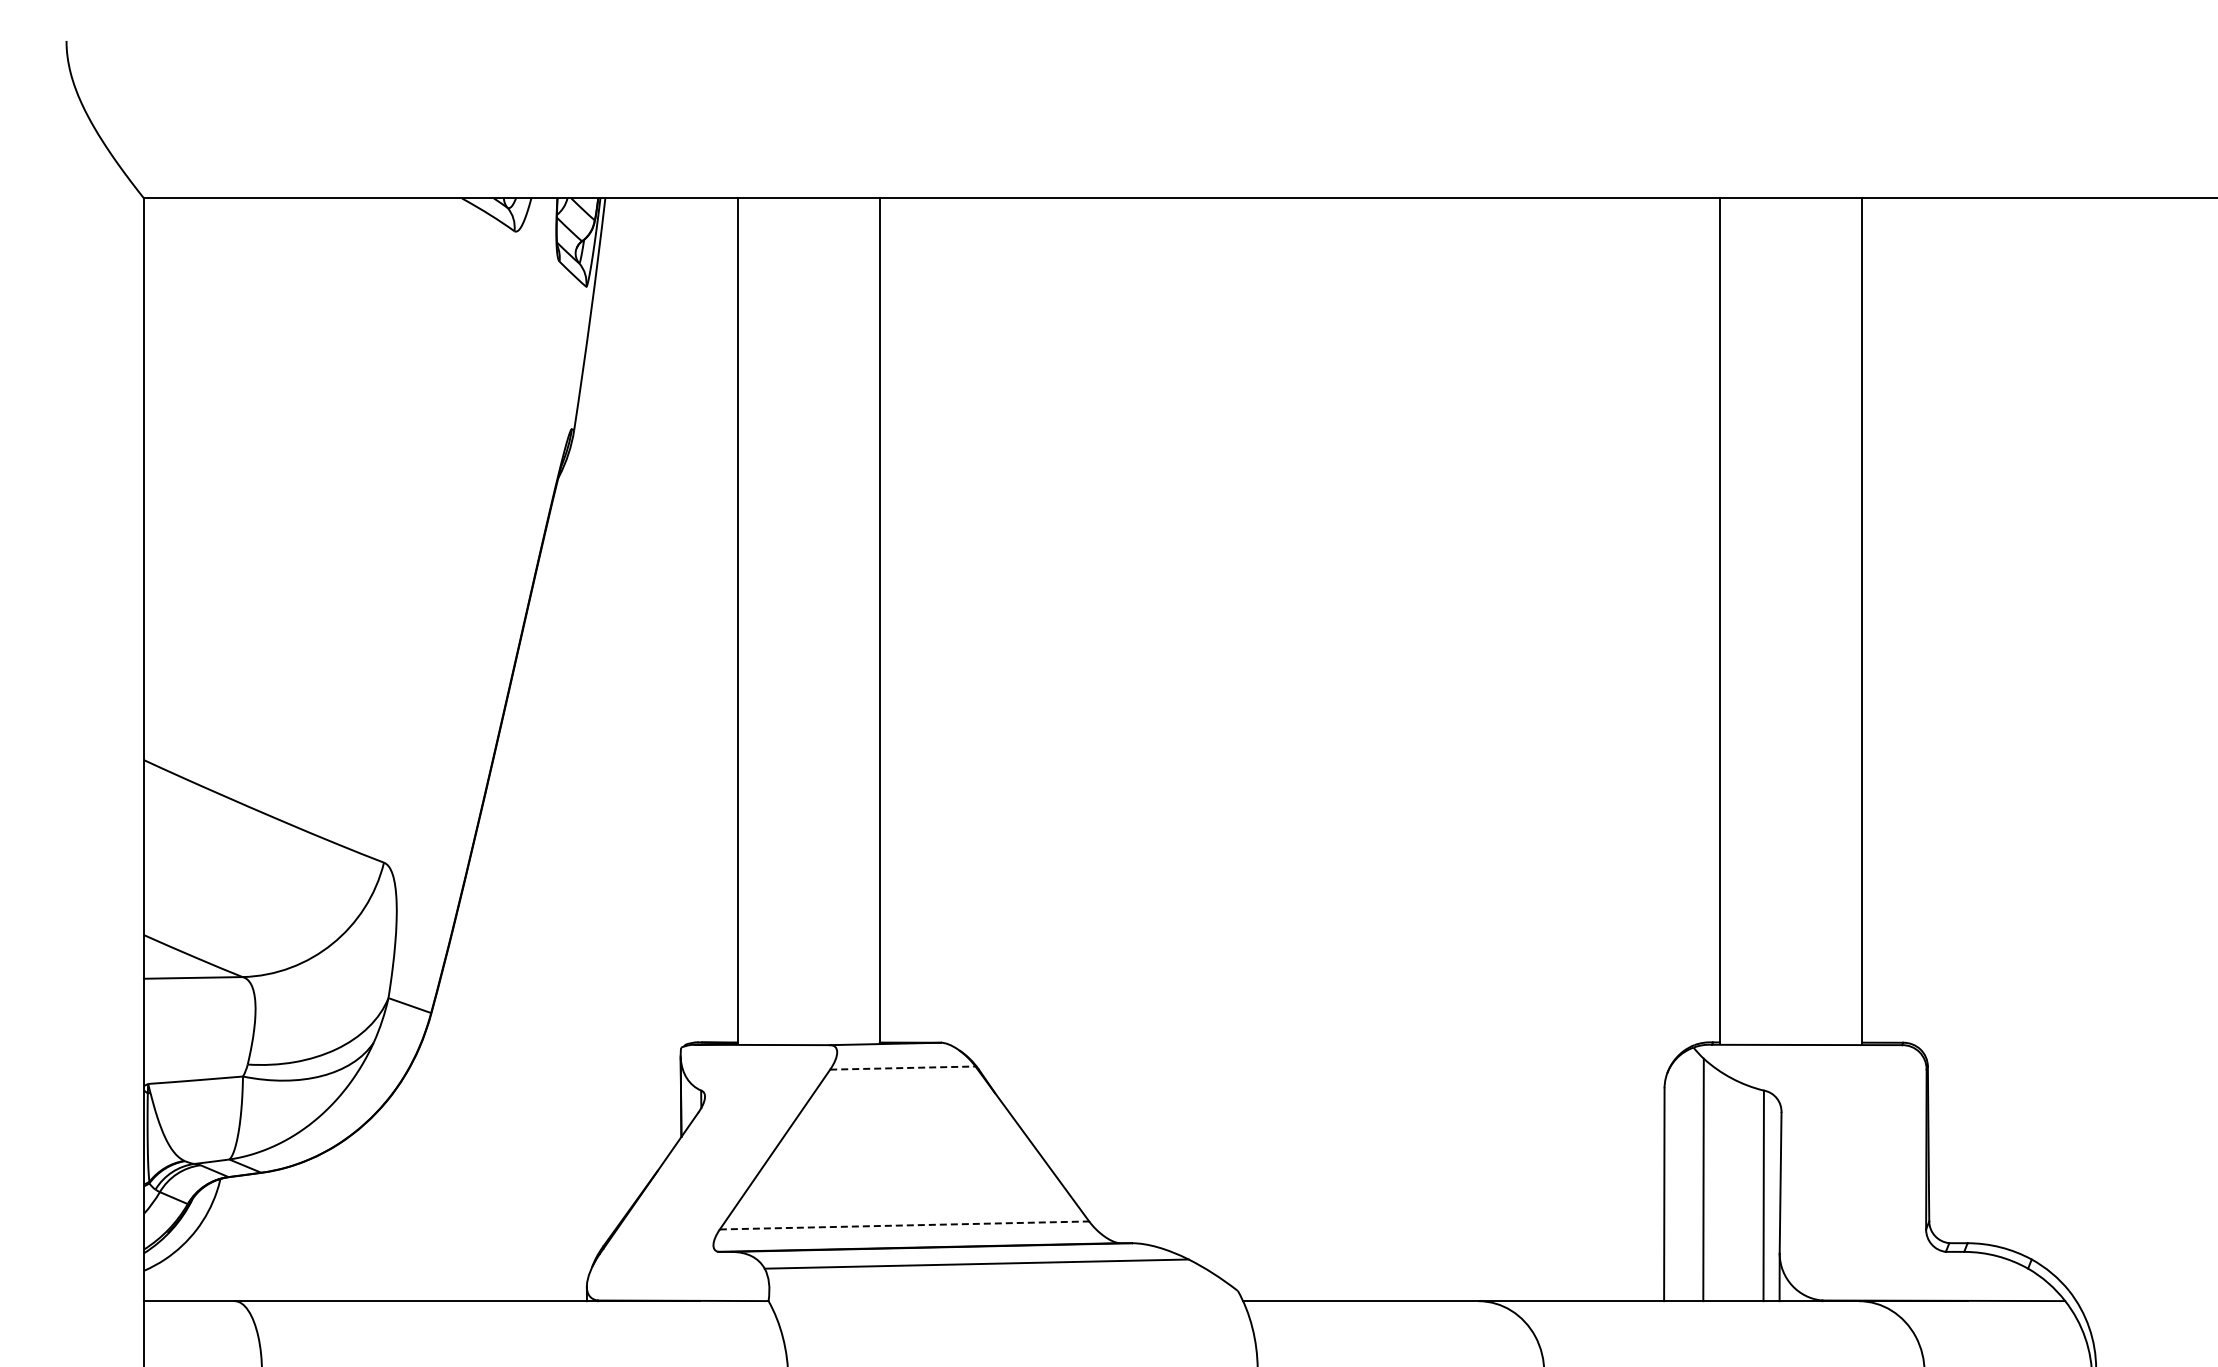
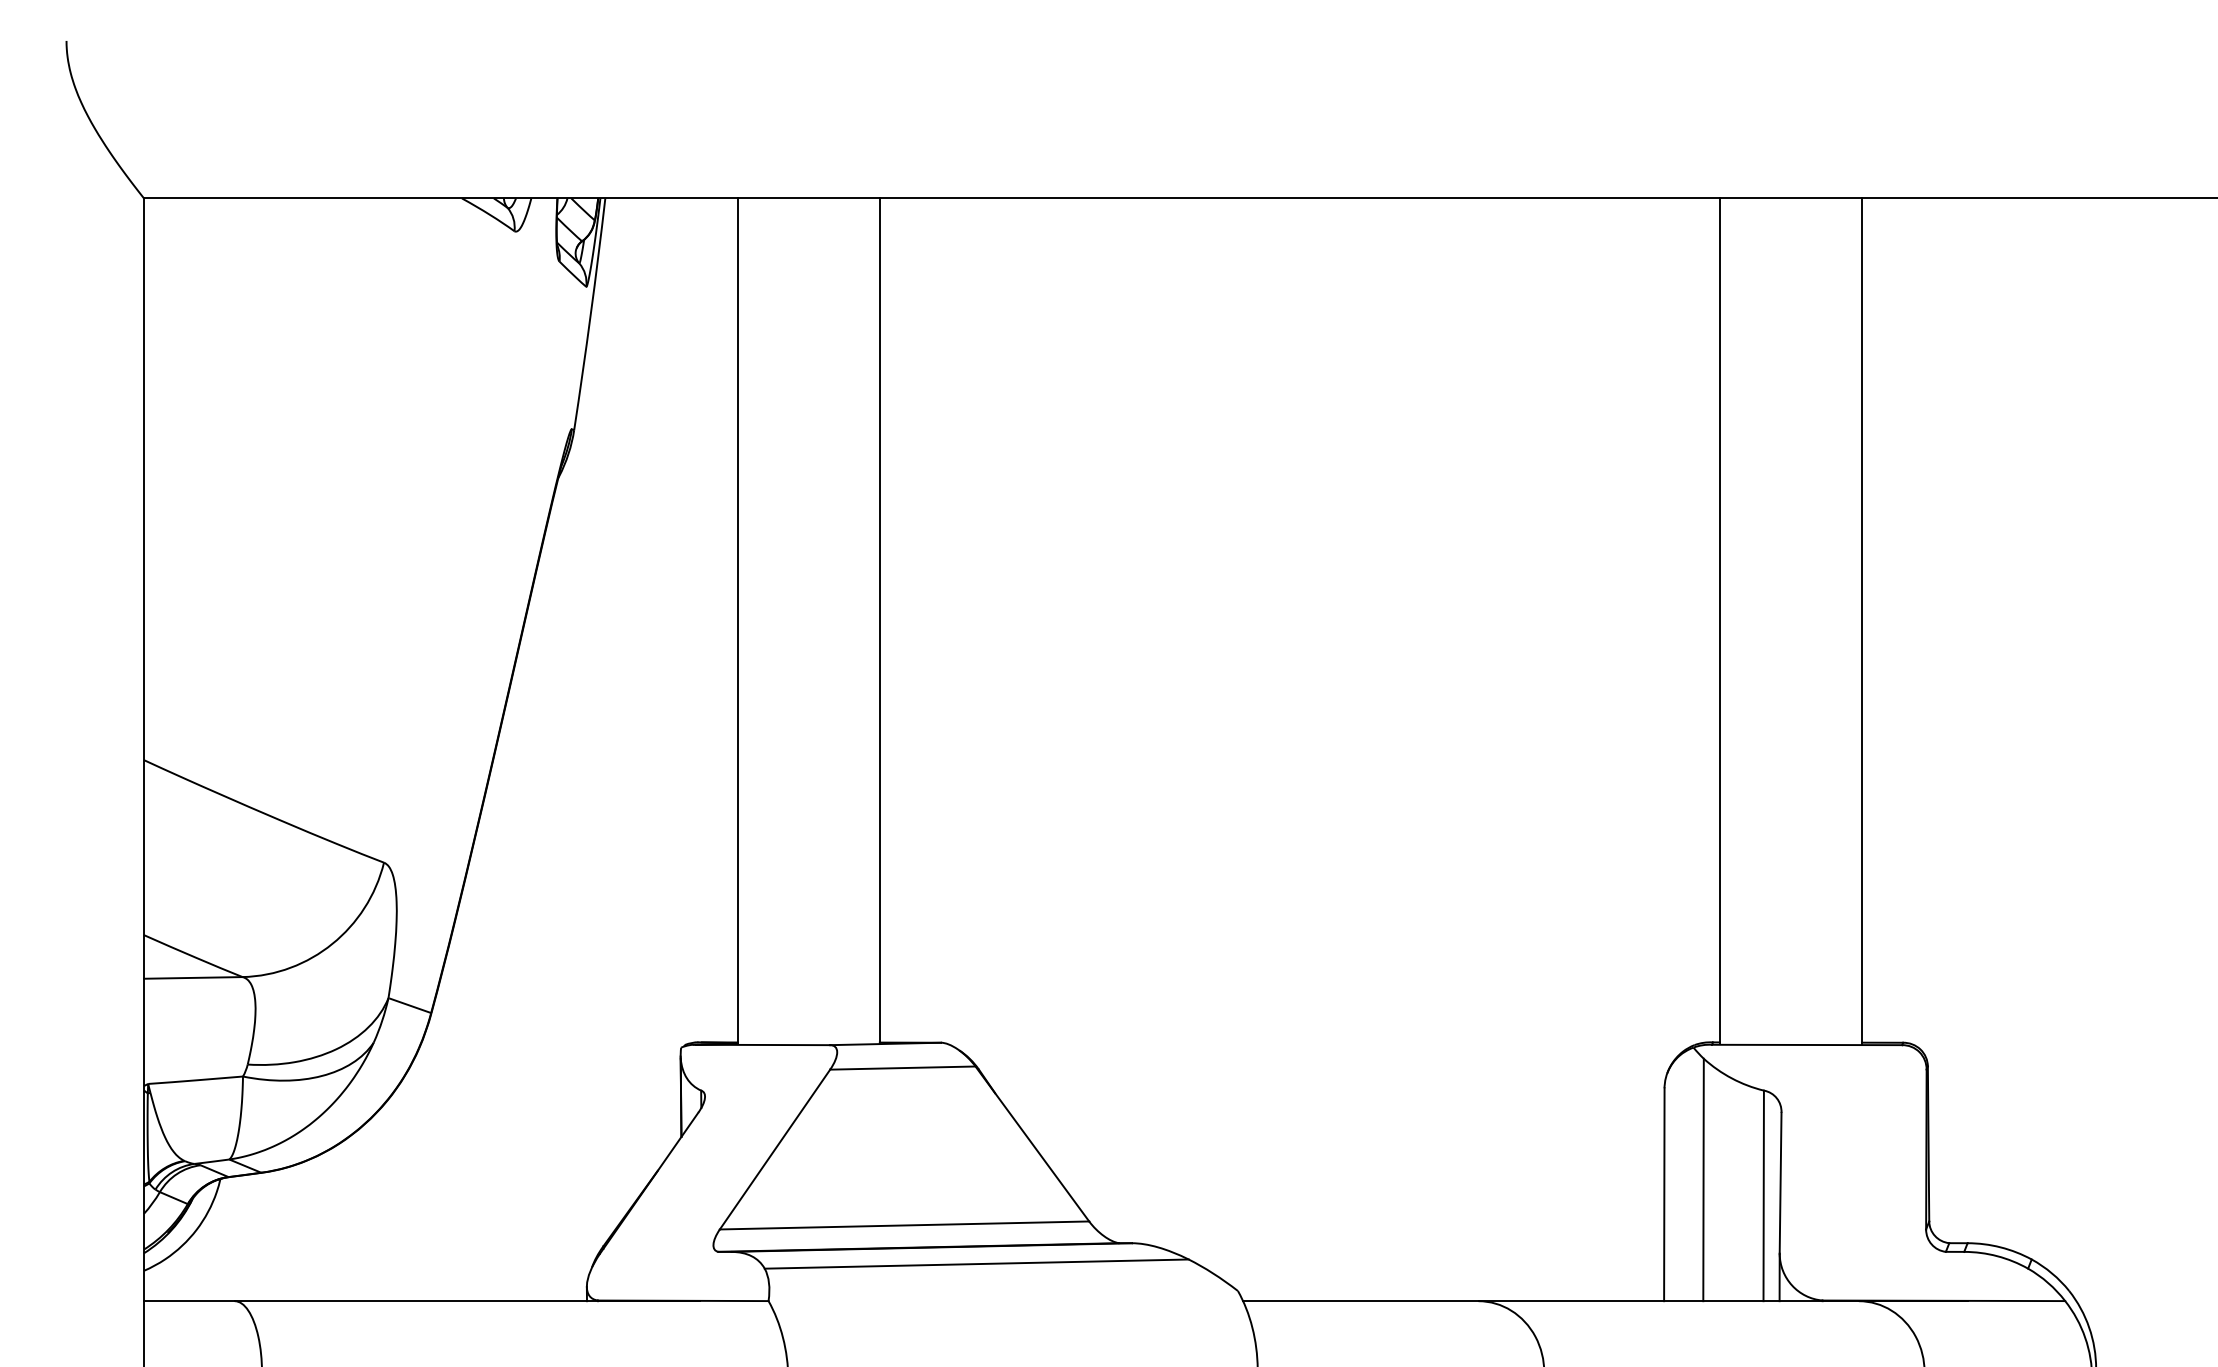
line: dashed -> solid (902, 1068)
line: dashed -> solid (904, 1225)
